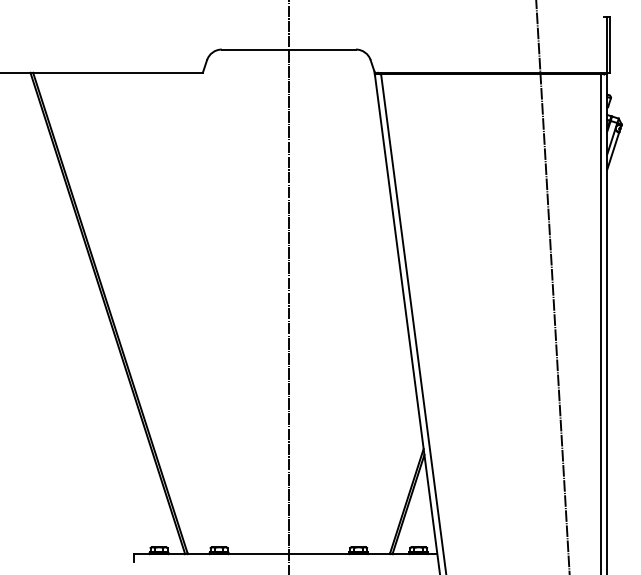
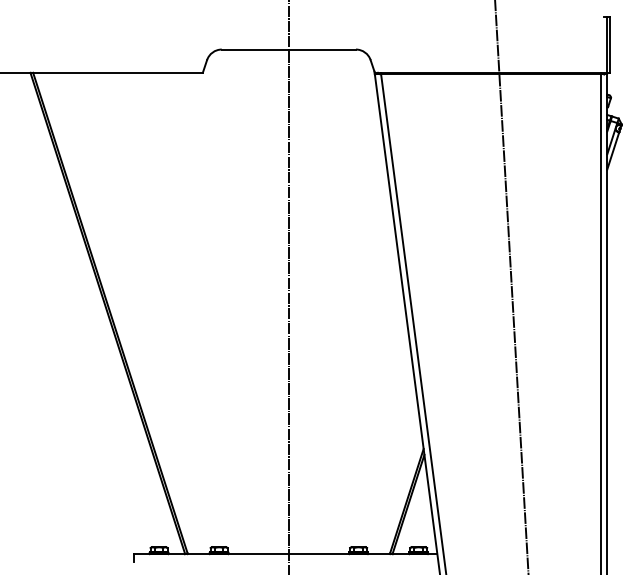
line position: (552, 286) -> (511, 286) (511, 286)
